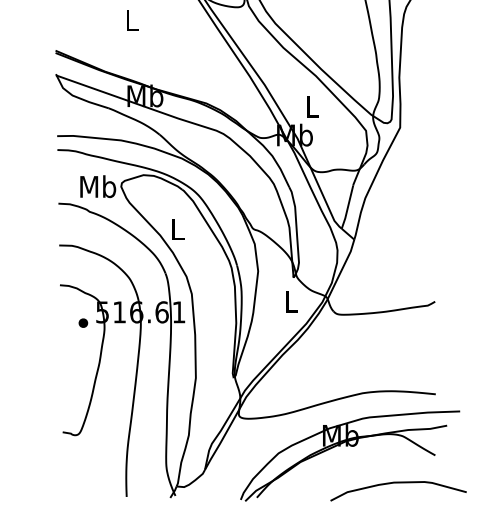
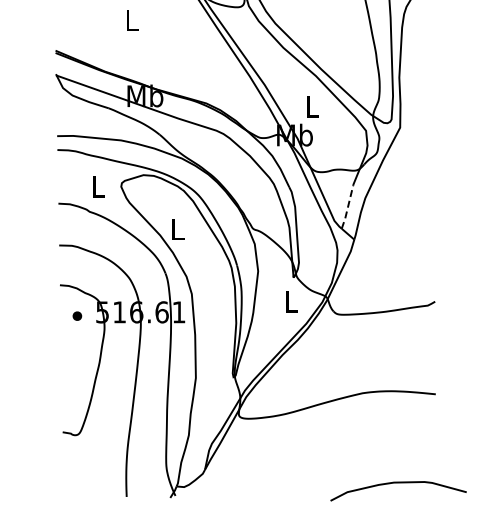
text: Mb -> L (98, 186)
line: solid -> dashed (347, 207)
part position: (83, 322) -> (77, 315) (77, 315)
part: present -> none (350, 446)
